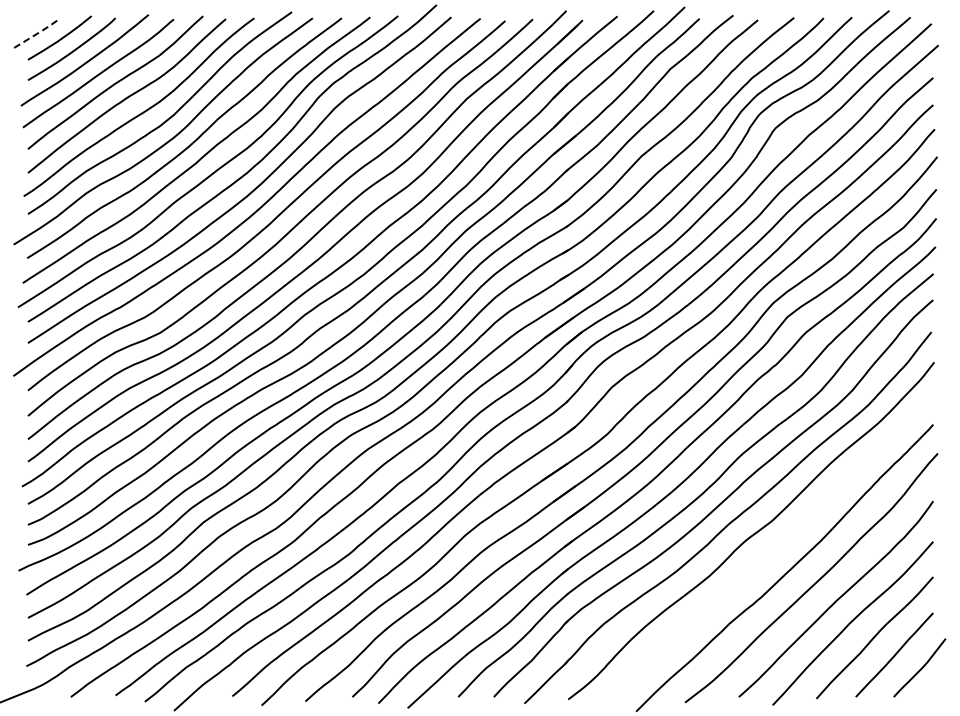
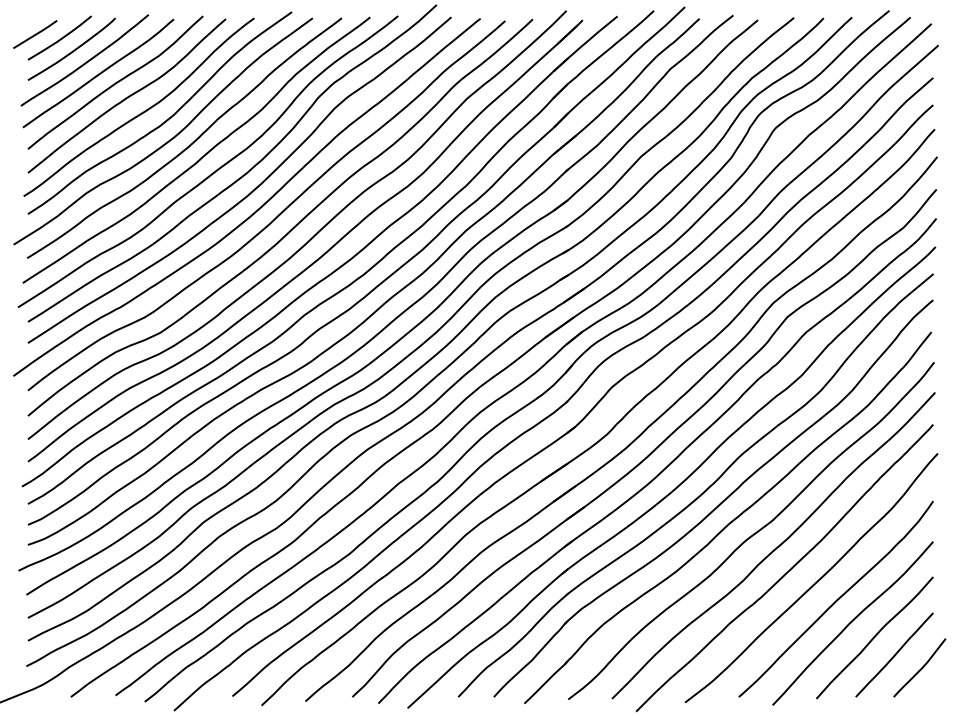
line: dashed -> solid (36, 34)
curve: none -> present (775, 547)
